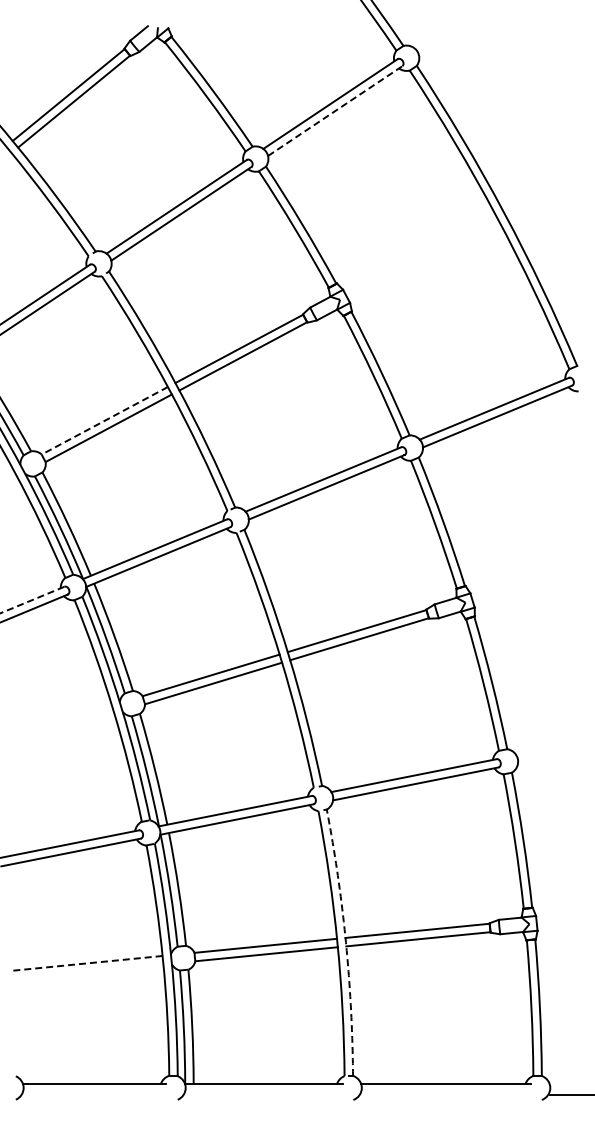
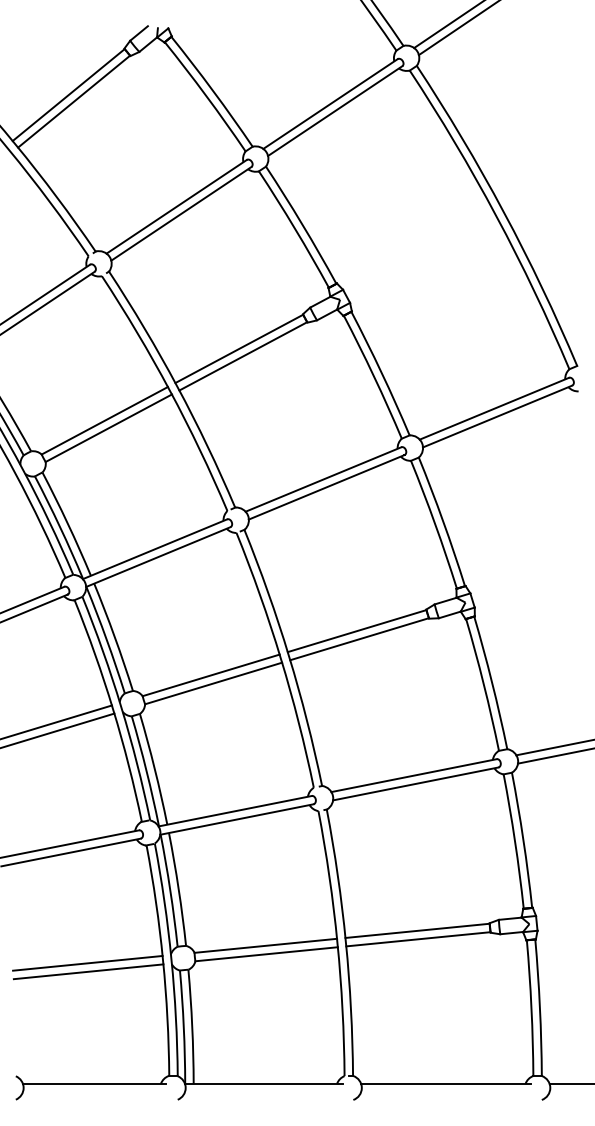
line: none -> present (447, 25)
line: none -> present (457, 28)
line: dashed -> solid (335, 111)
line: dashed -> solid (104, 420)
line: dashed -> solid (31, 600)
line: none -> present (56, 721)
line: none -> present (58, 730)
line: none -> present (553, 747)
line: none -> present (554, 755)
arc: dashed -> solid (345, 942)
line: dashed -> solid (87, 963)
line: none -> present (88, 971)
line position: (570, 1094) -> (570, 1083) (570, 1083)
